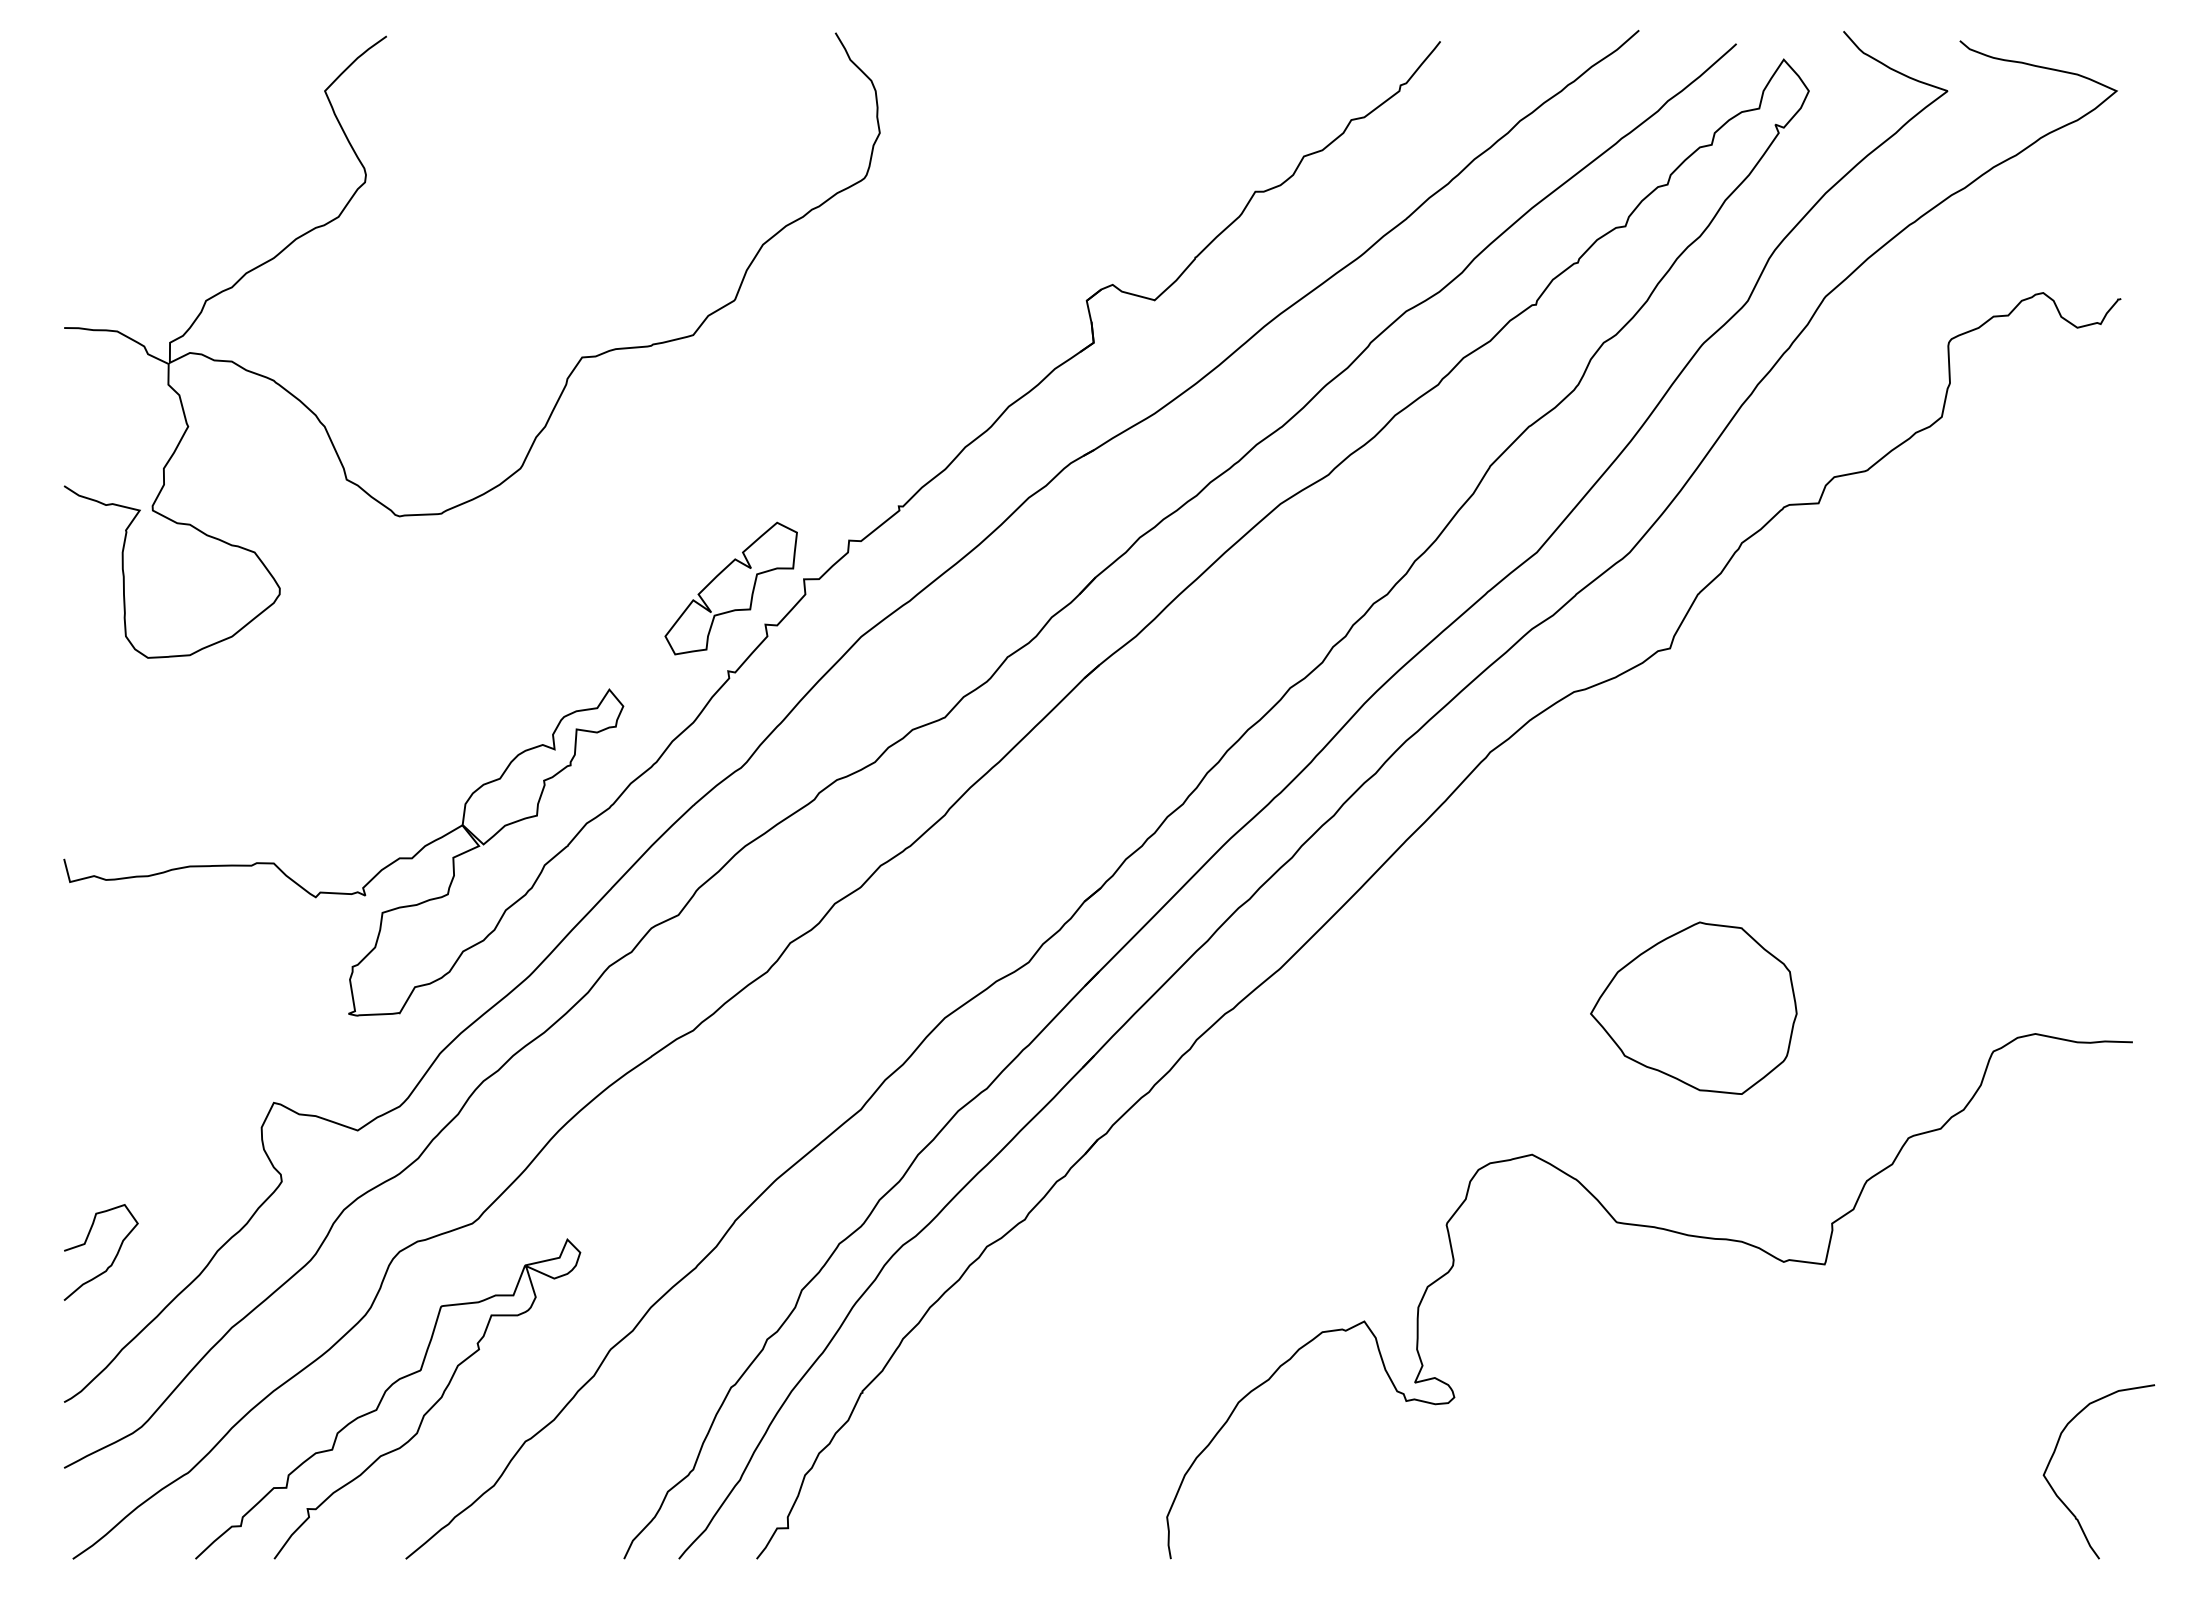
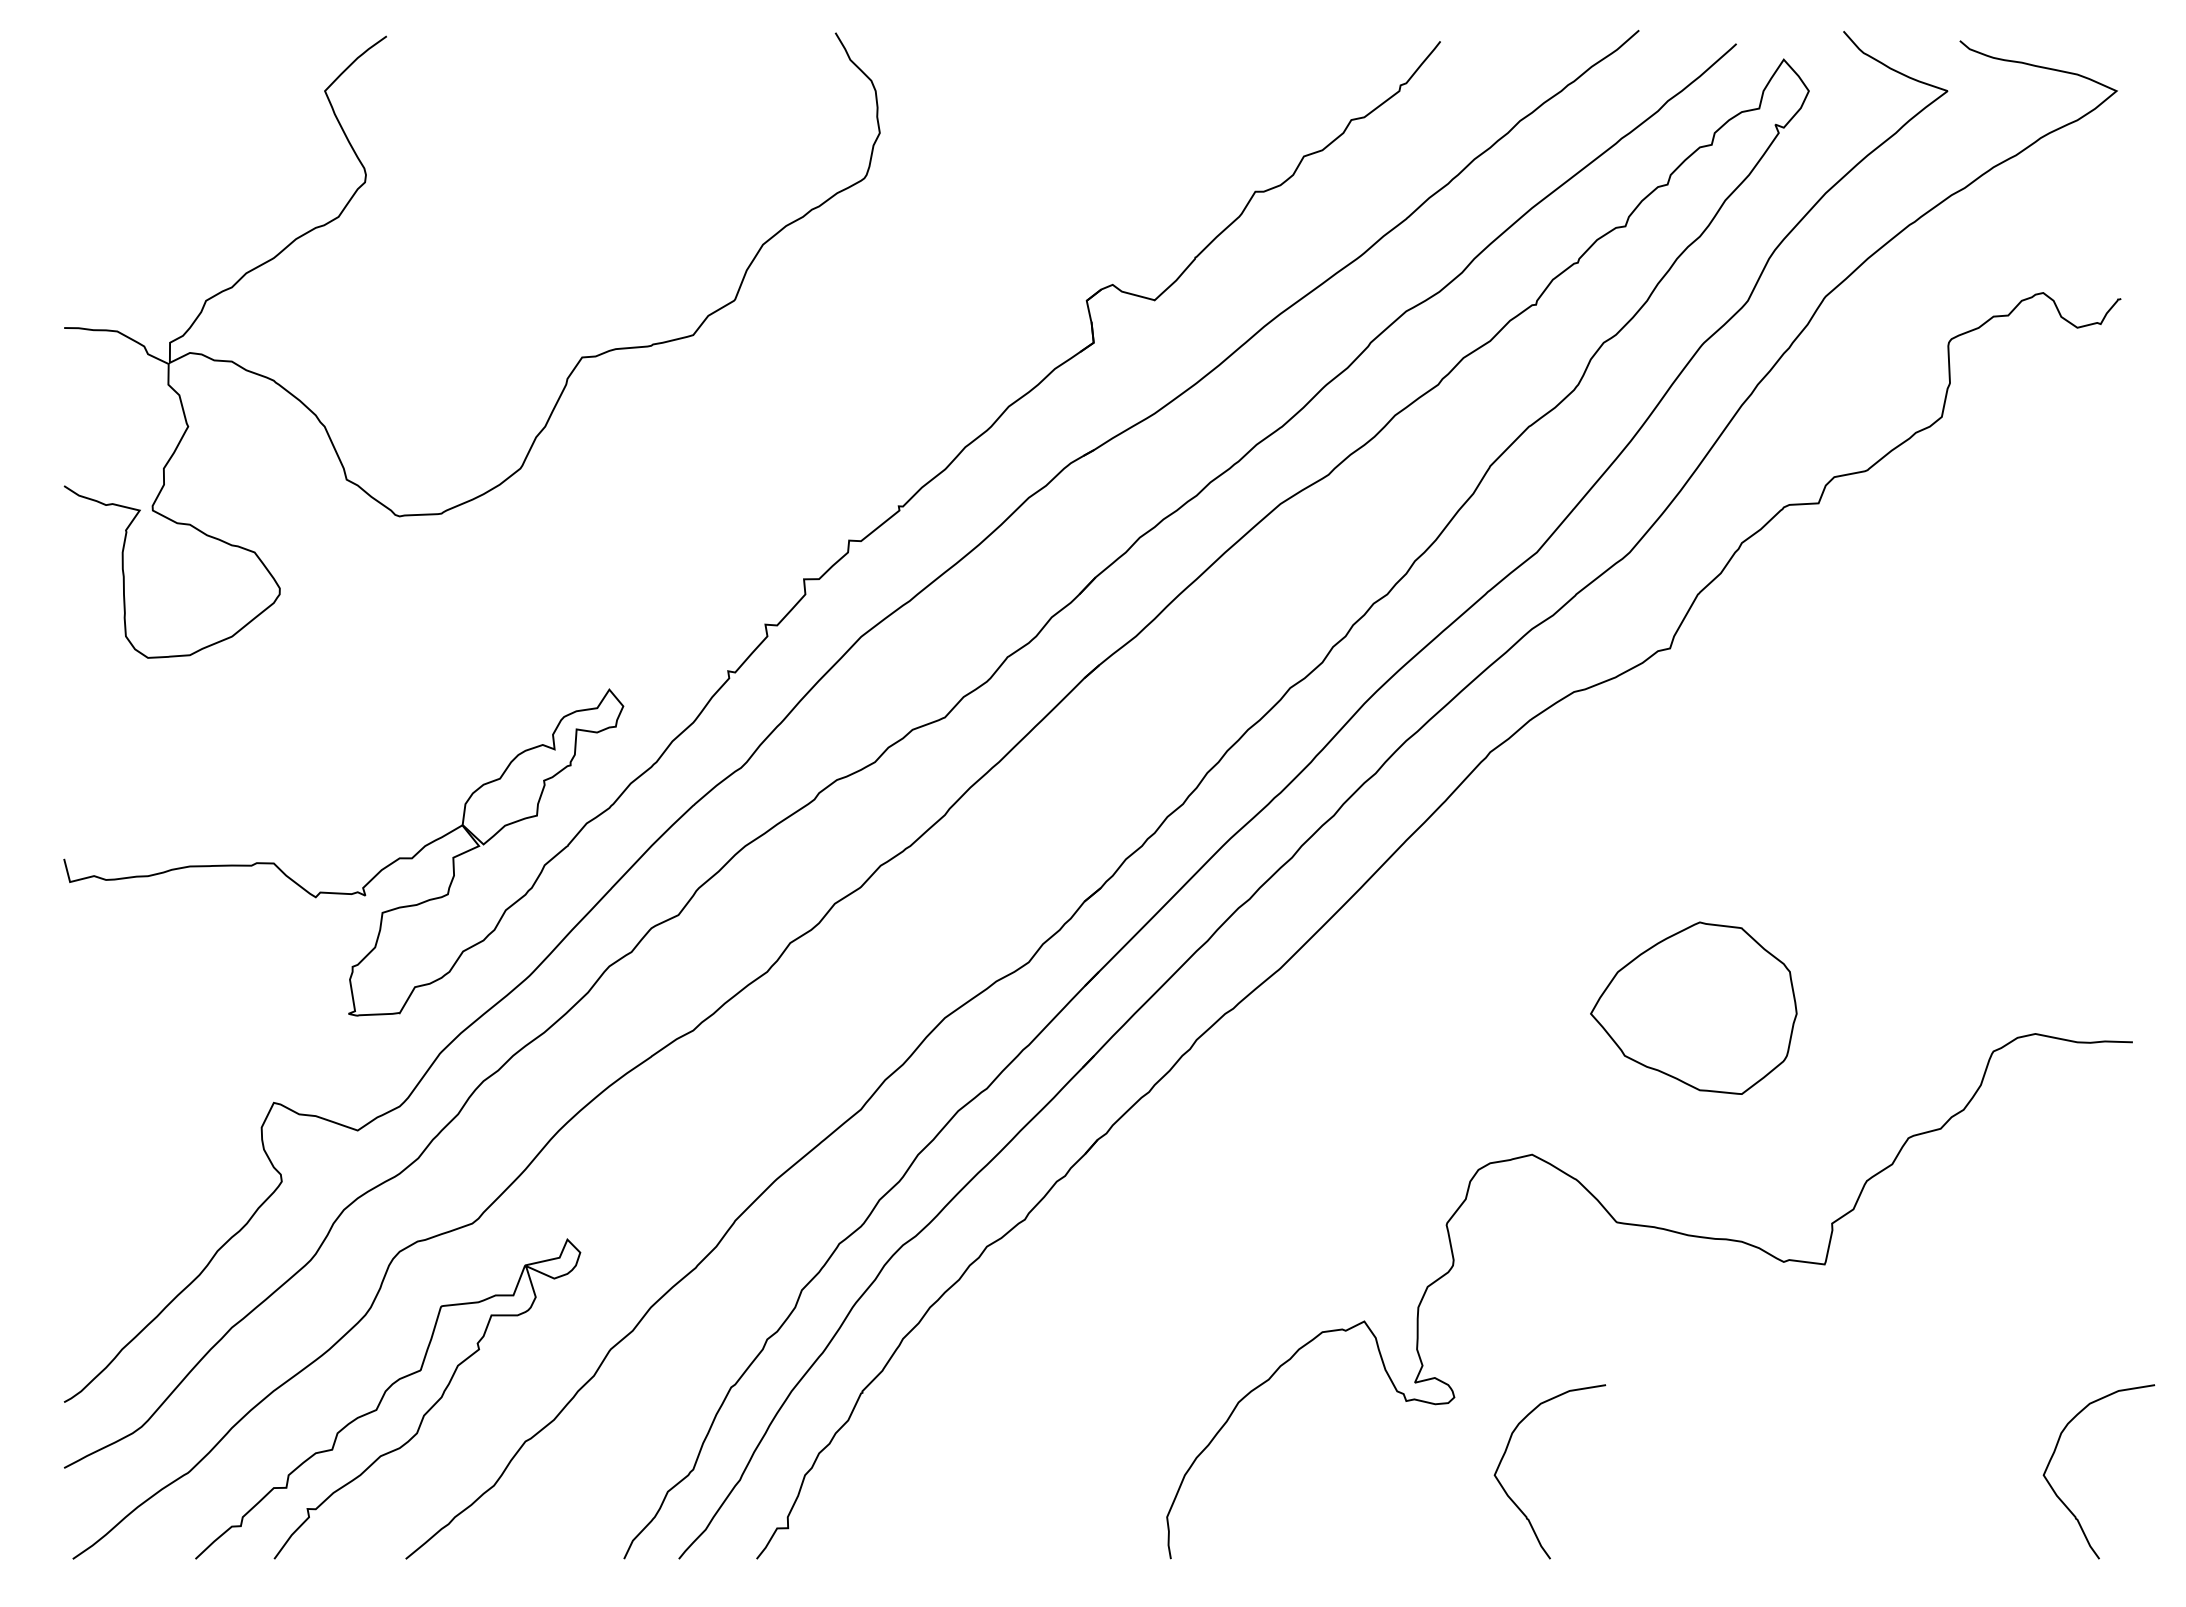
part: present -> none (730, 588)
curve: present -> none (113, 1259)
curve: none -> present (1515, 1502)
